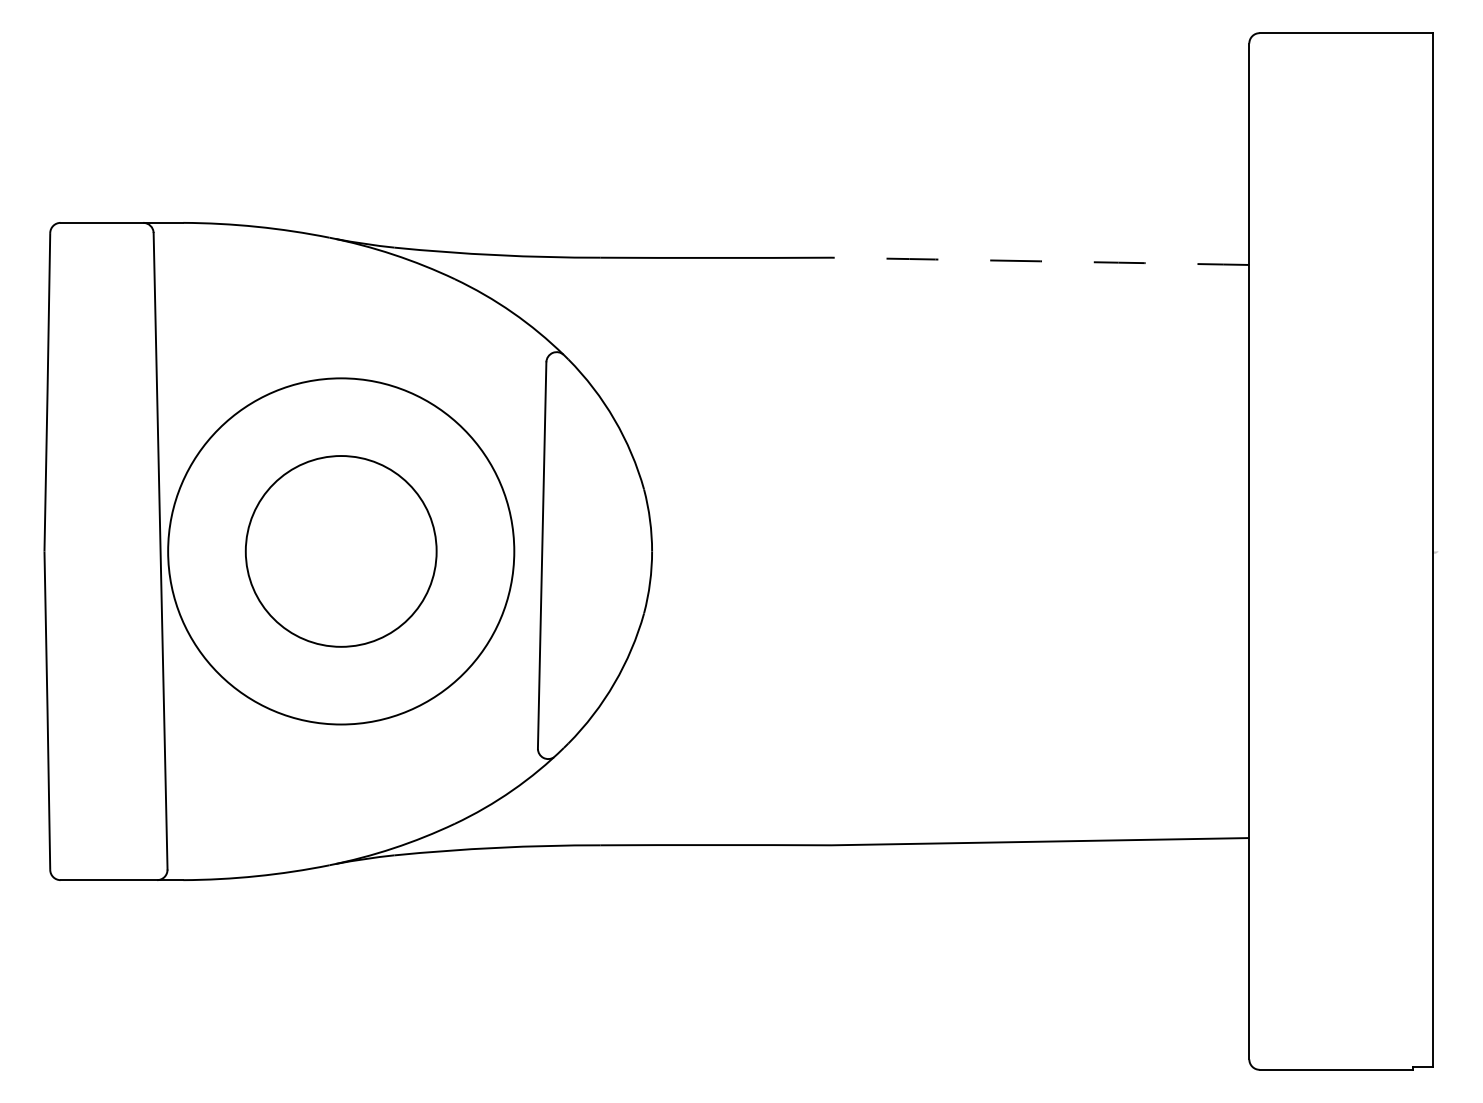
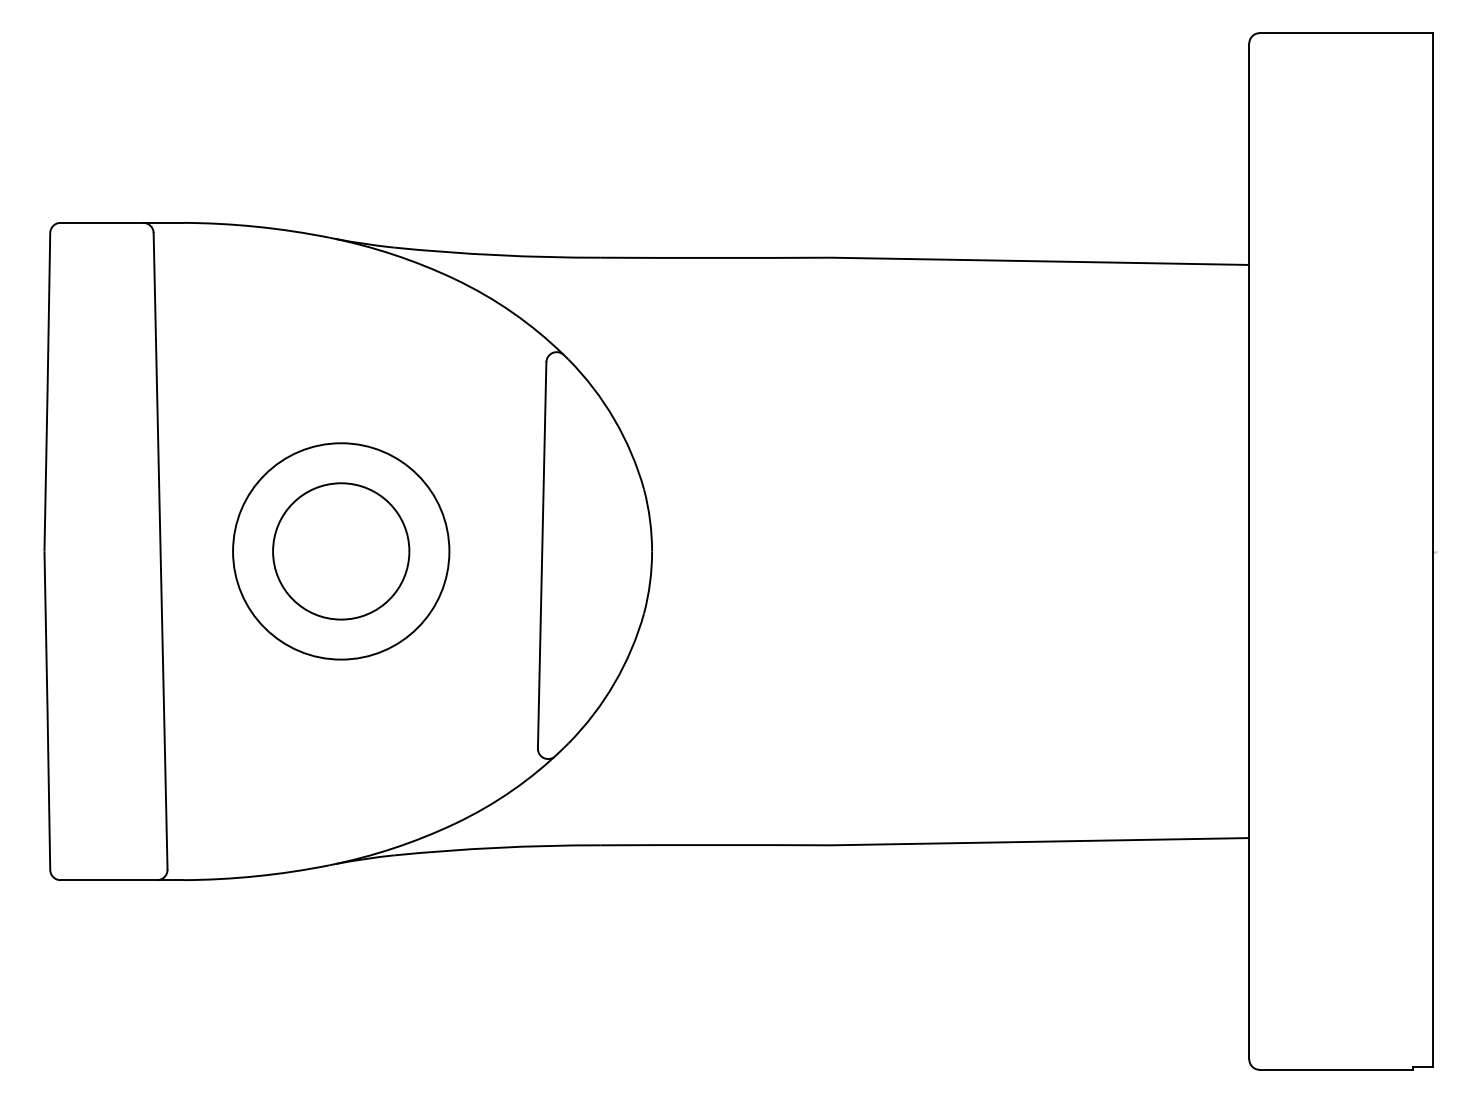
arc: dashed -> solid (1040, 261)
circle diameter: 191 px -> 136 px (341, 551)
circle diameter: 346 px -> 216 px (341, 551)
